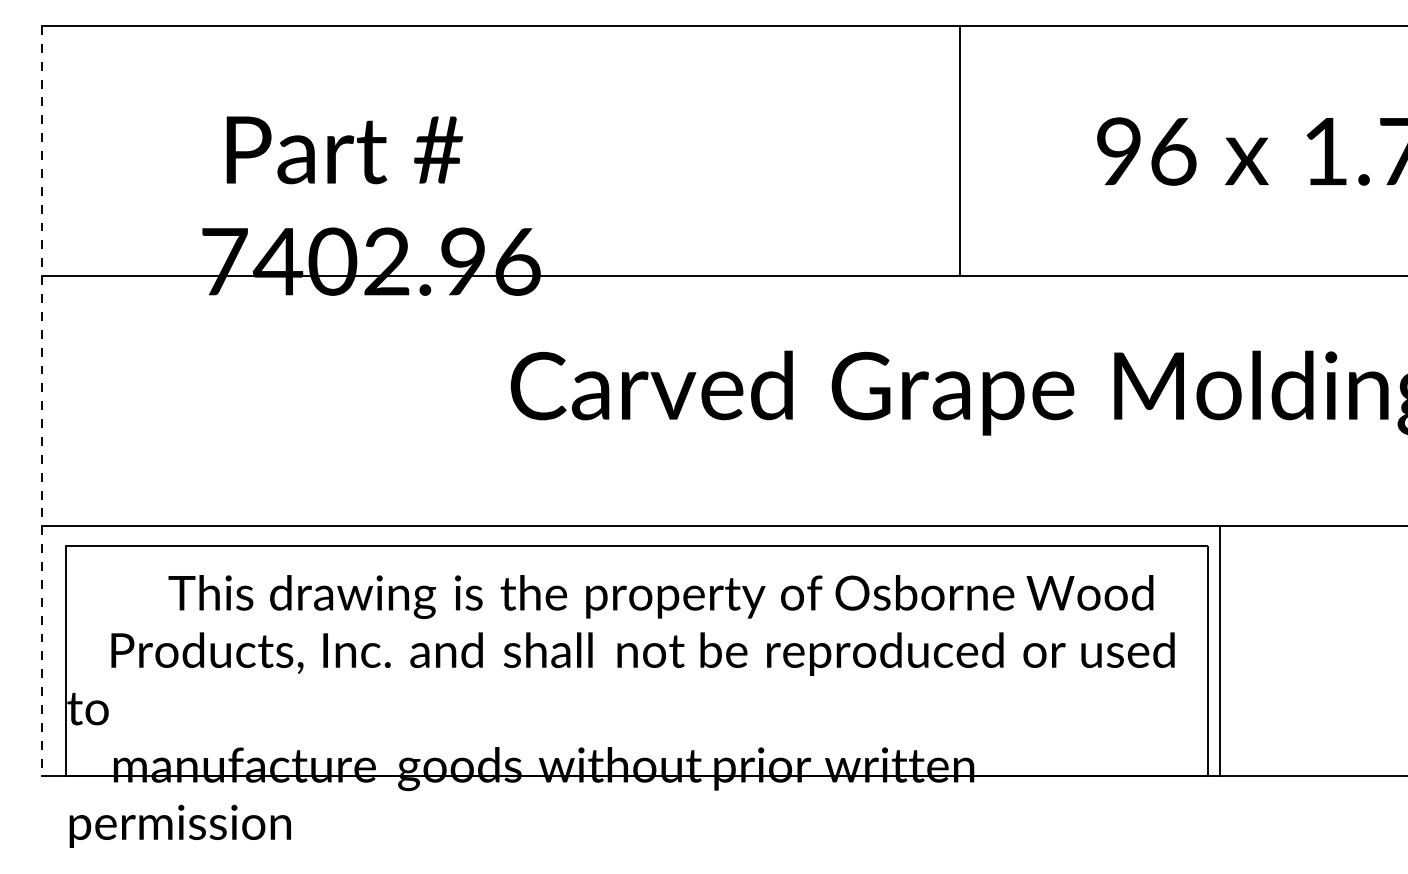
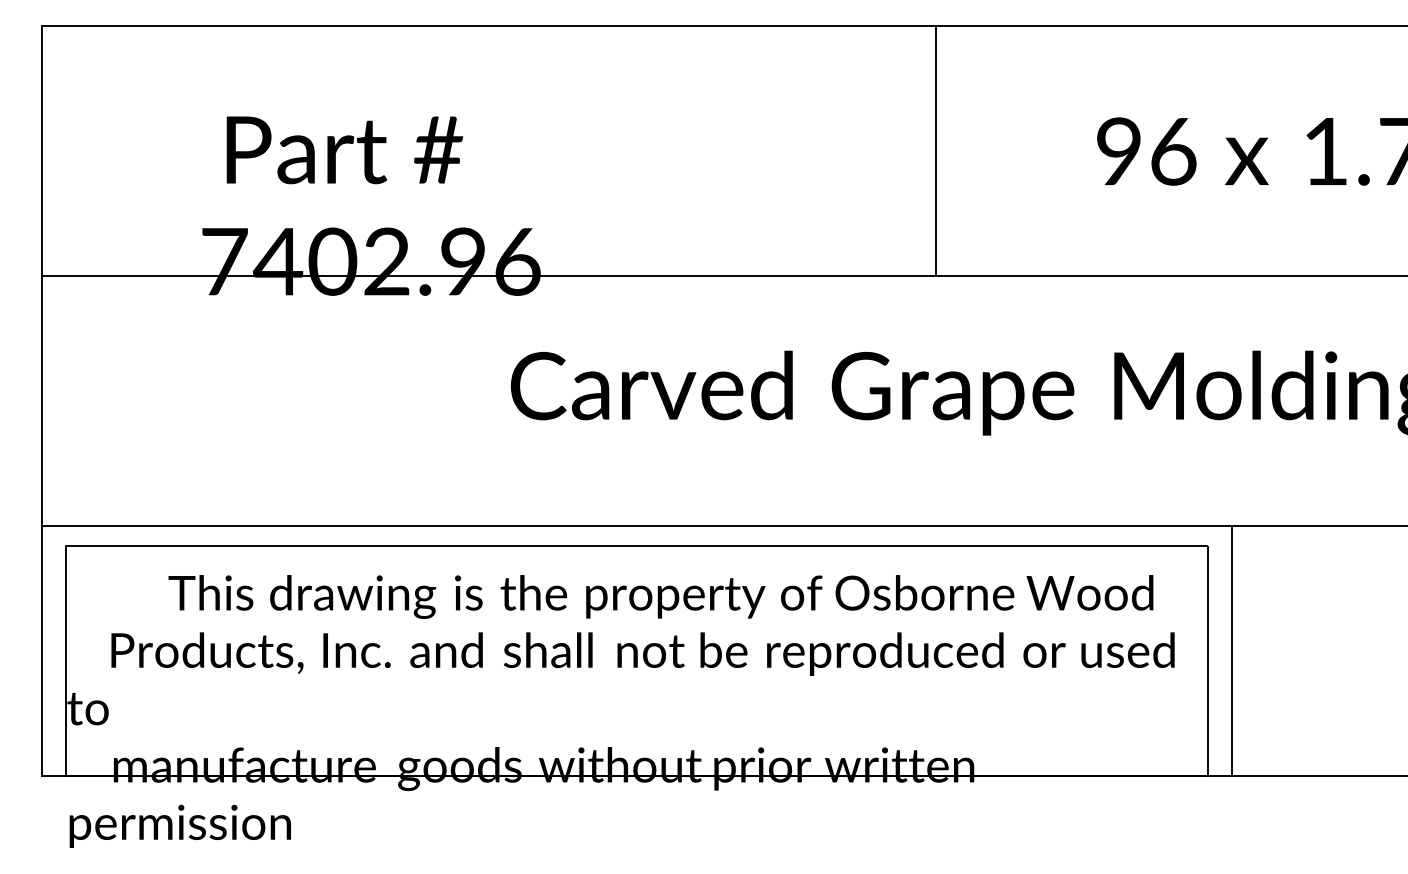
line position: (959, 151) -> (935, 151) (935, 151)
line: dashed -> solid (42, 401)
line position: (1220, 651) -> (1232, 651) (1232, 651)
